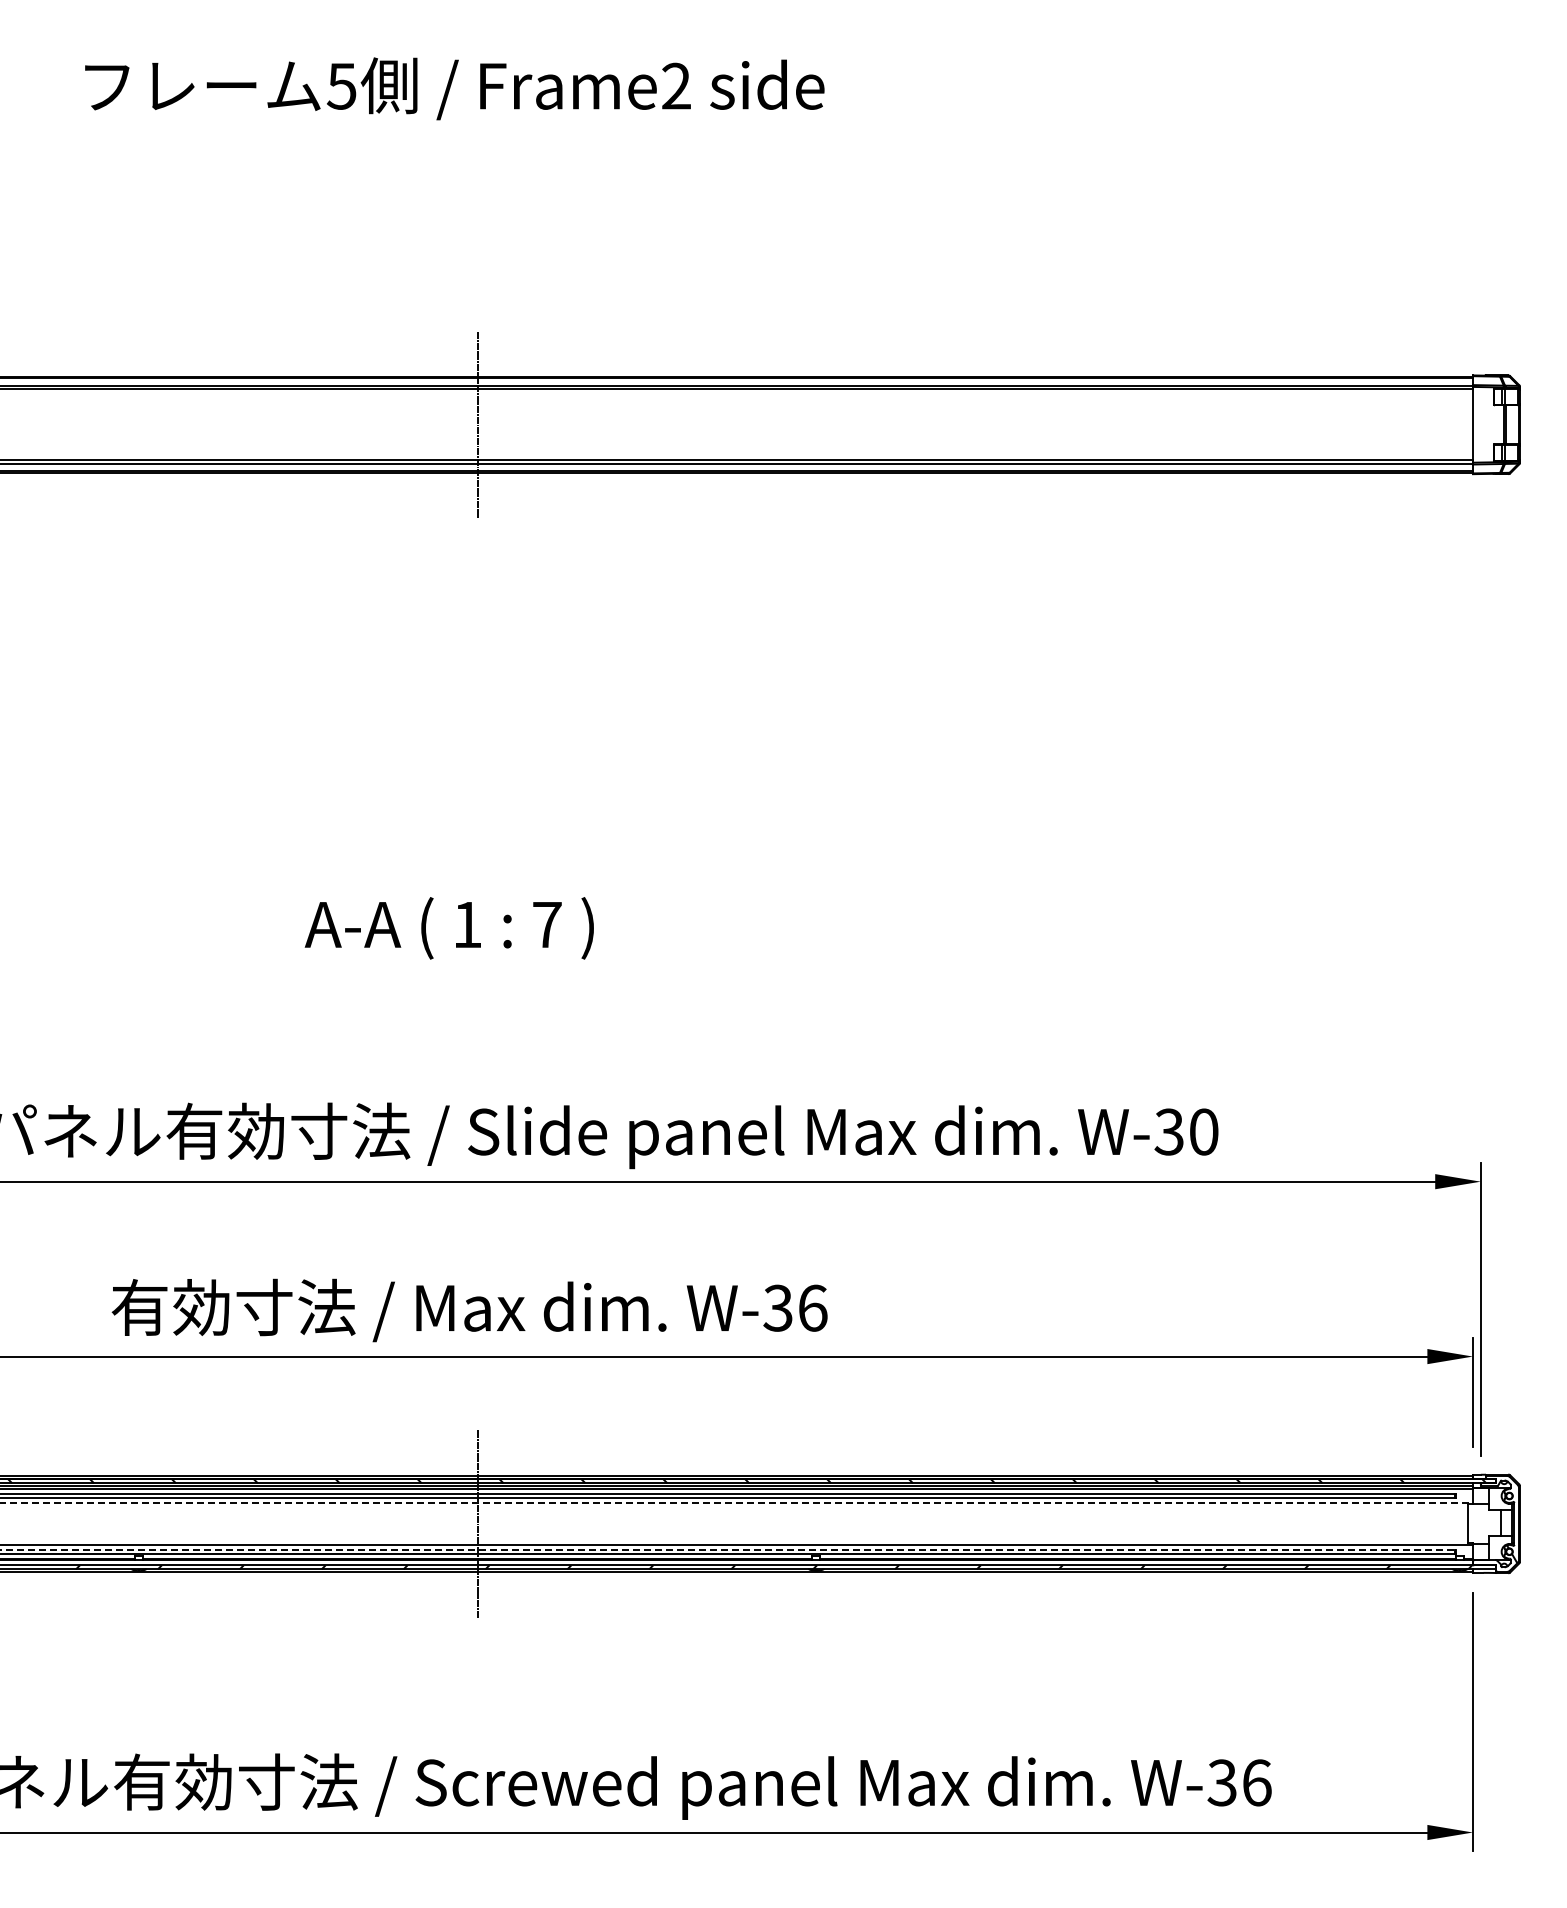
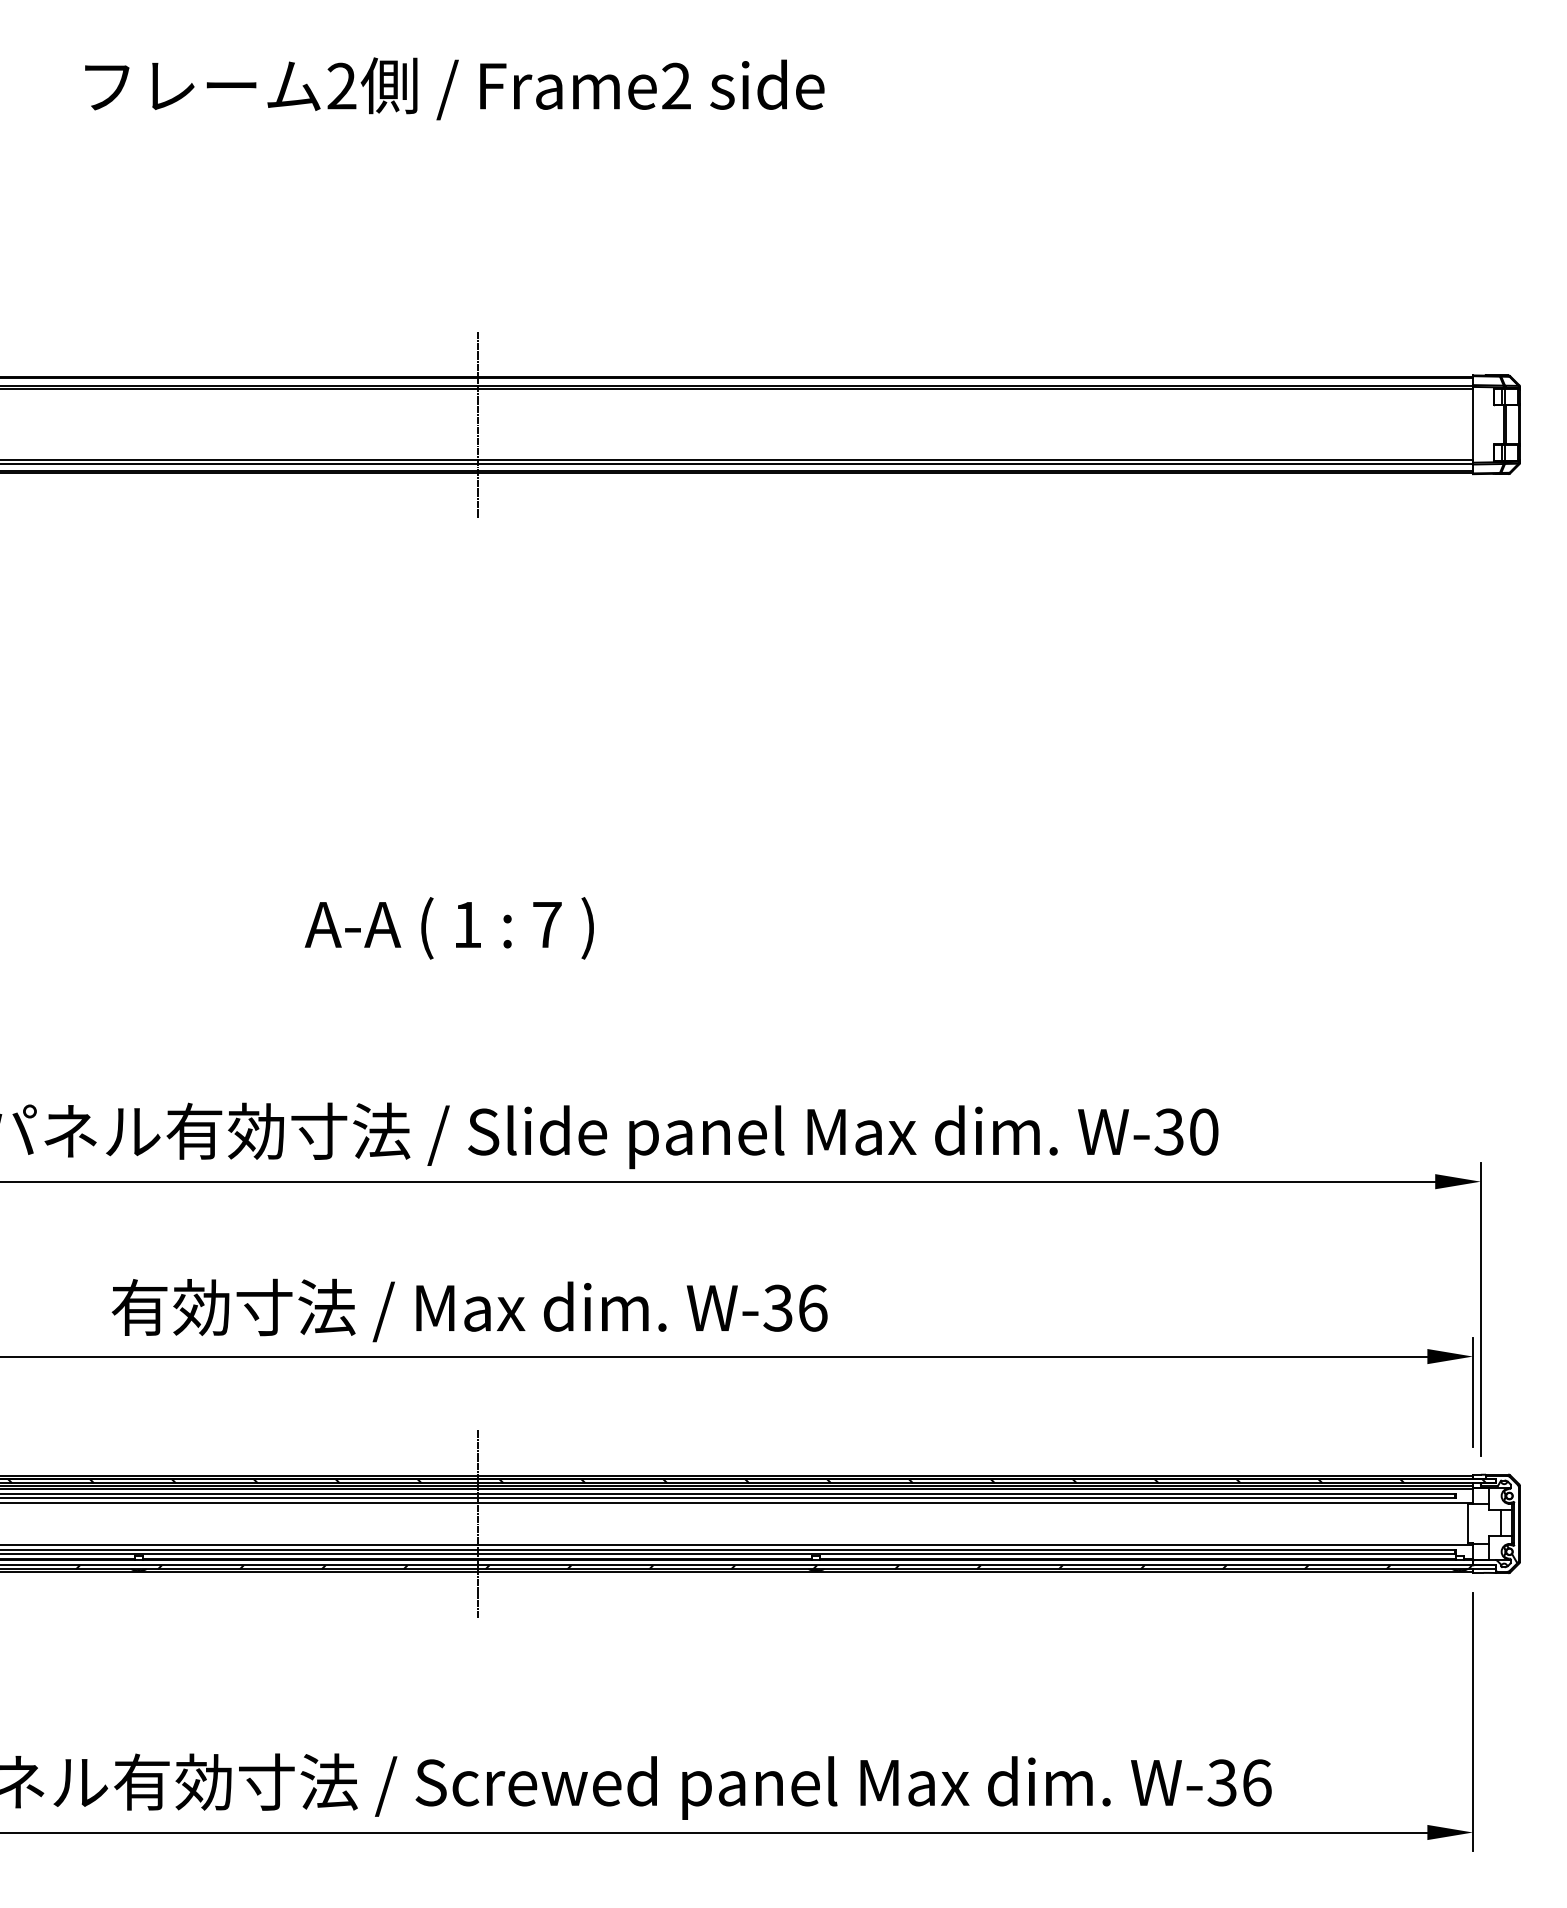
text: 5 -> 2 (341, 85)
line: dashed -> solid (737, 1502)
line: dashed -> solid (728, 1549)
